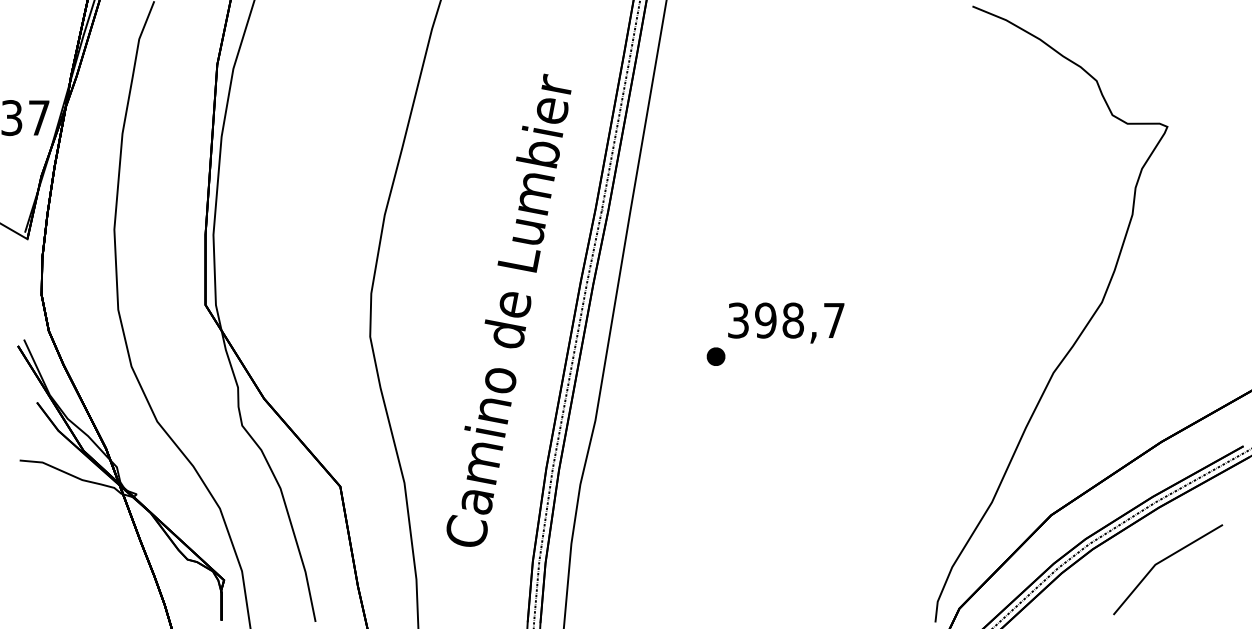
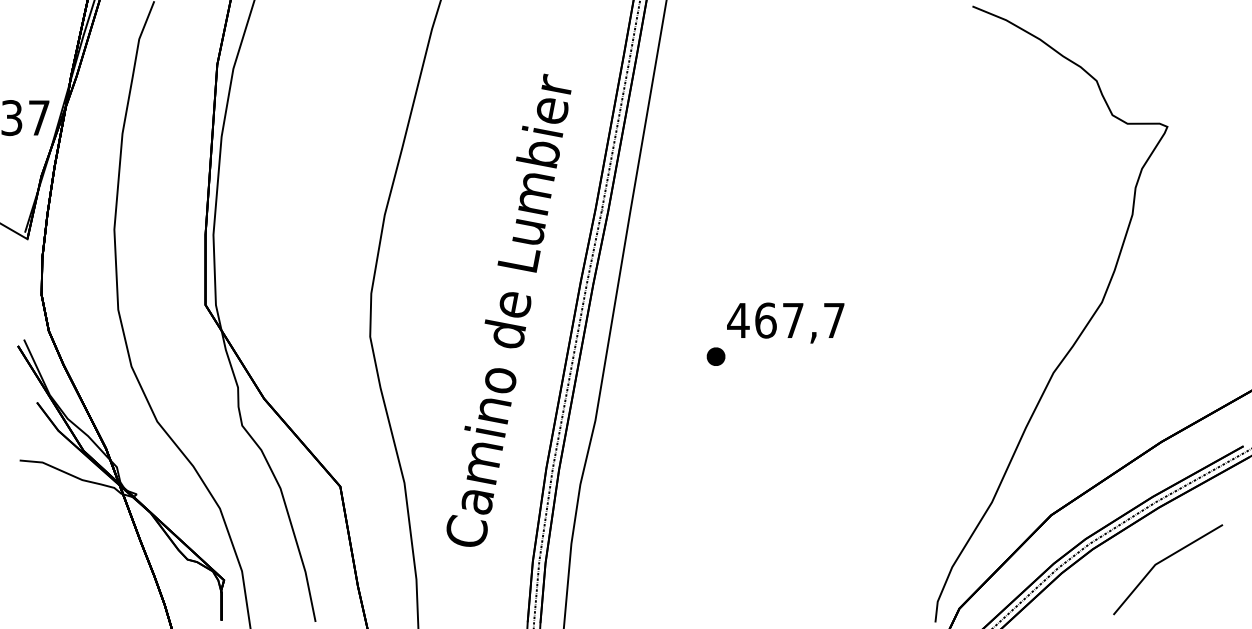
text: 398,7 -> 467,7 (765, 320)
